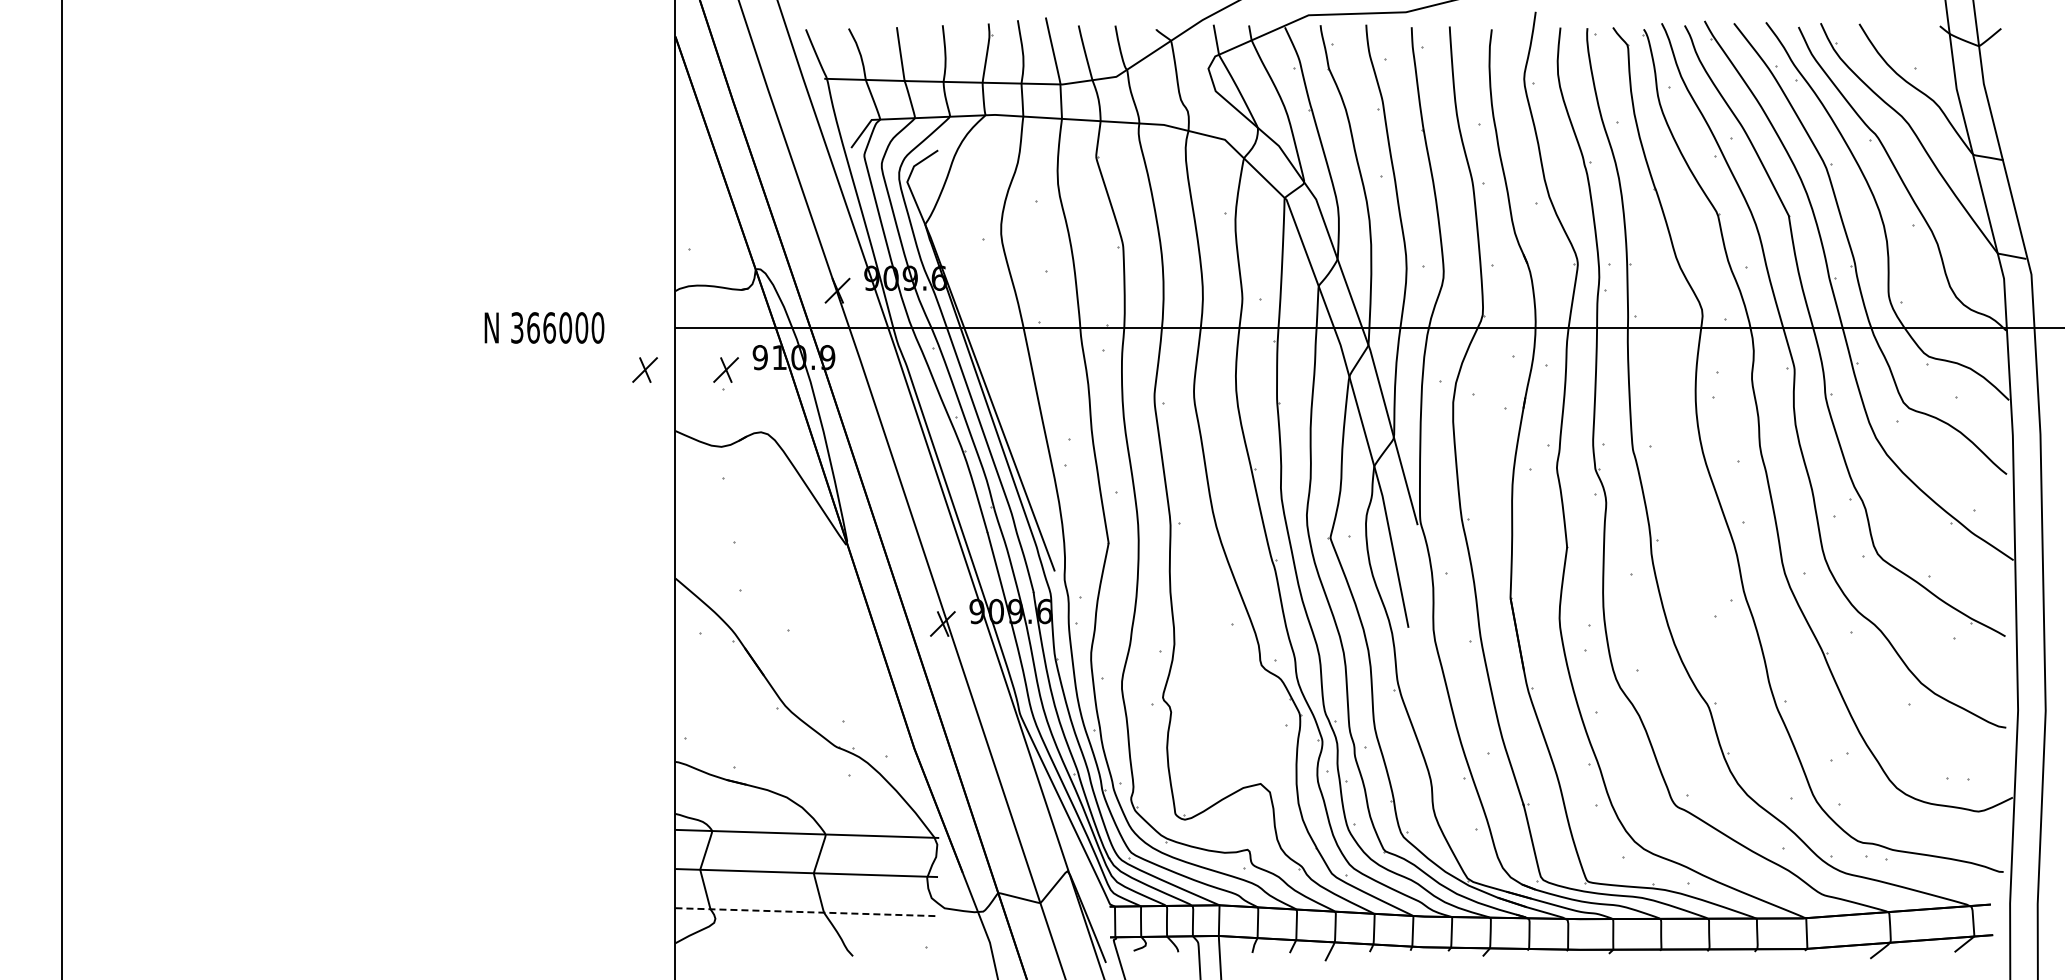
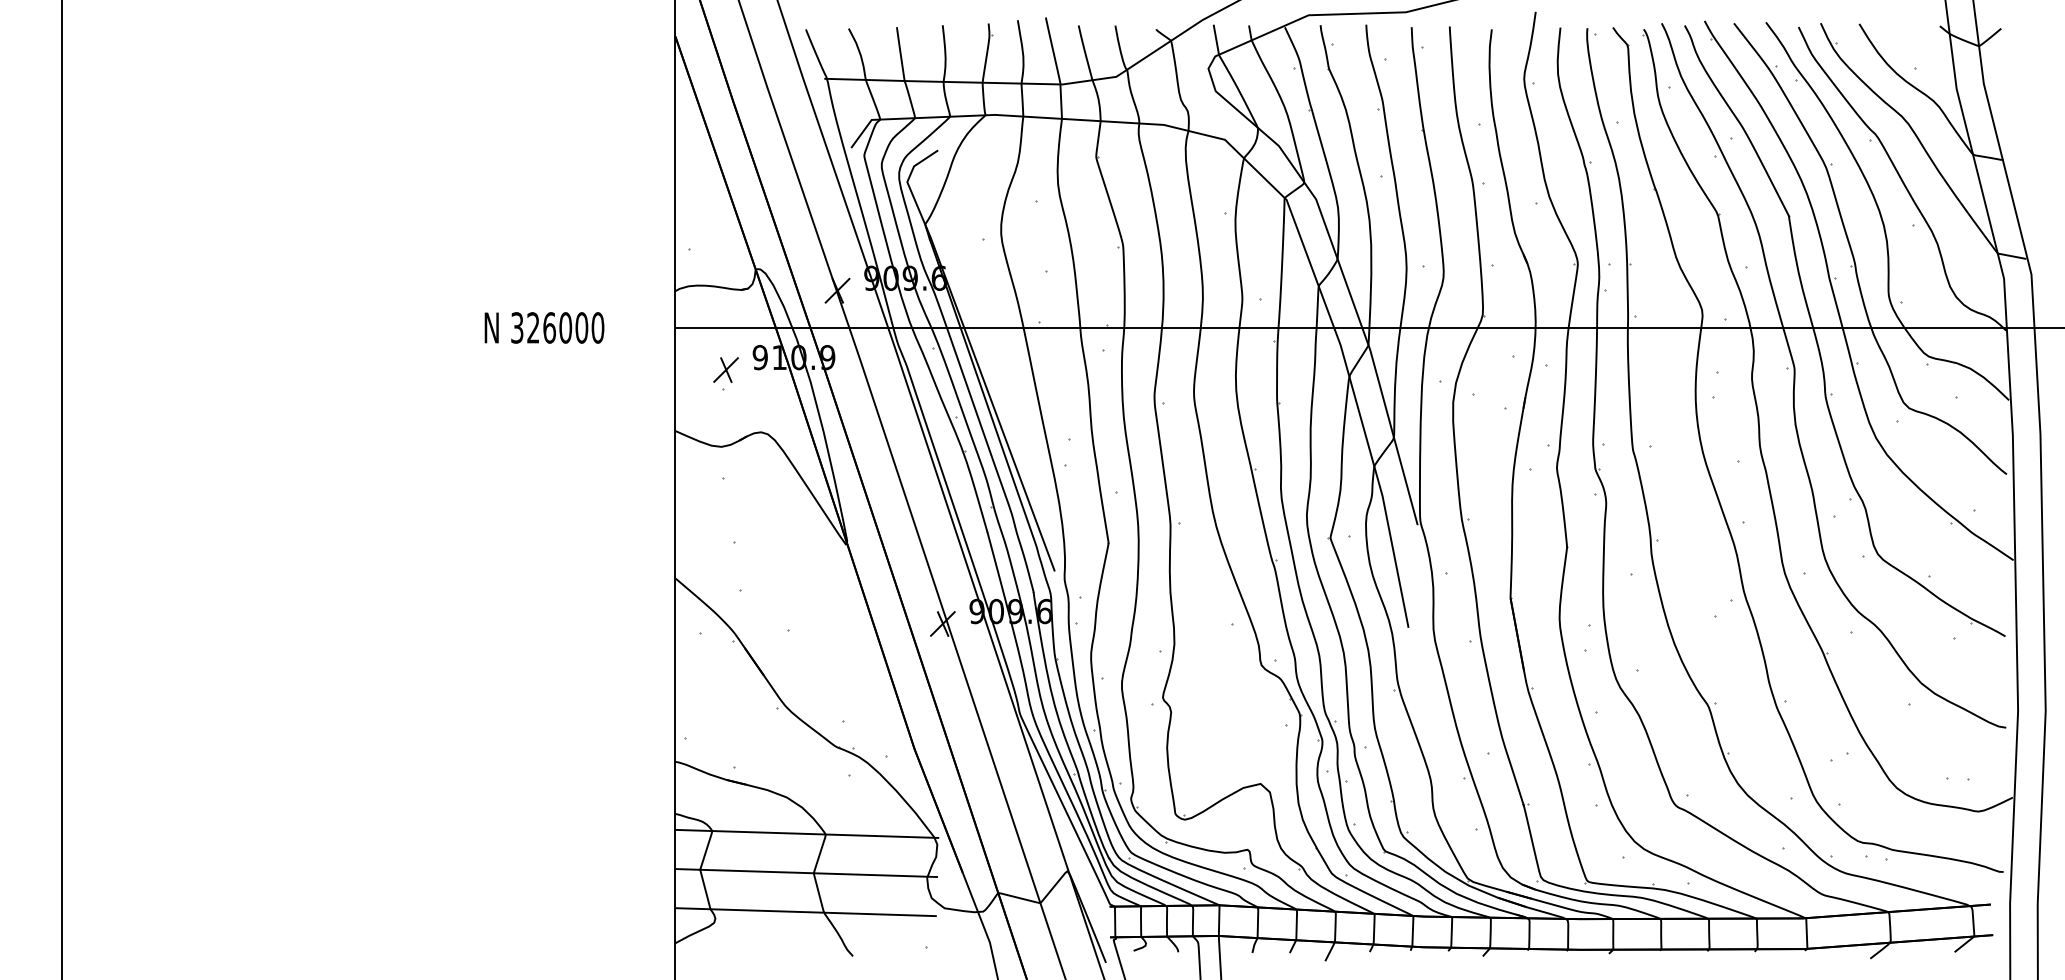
text: 366000 -> 326000 (533, 327)
part: present -> none (644, 369)
line: dashed -> solid (806, 912)
